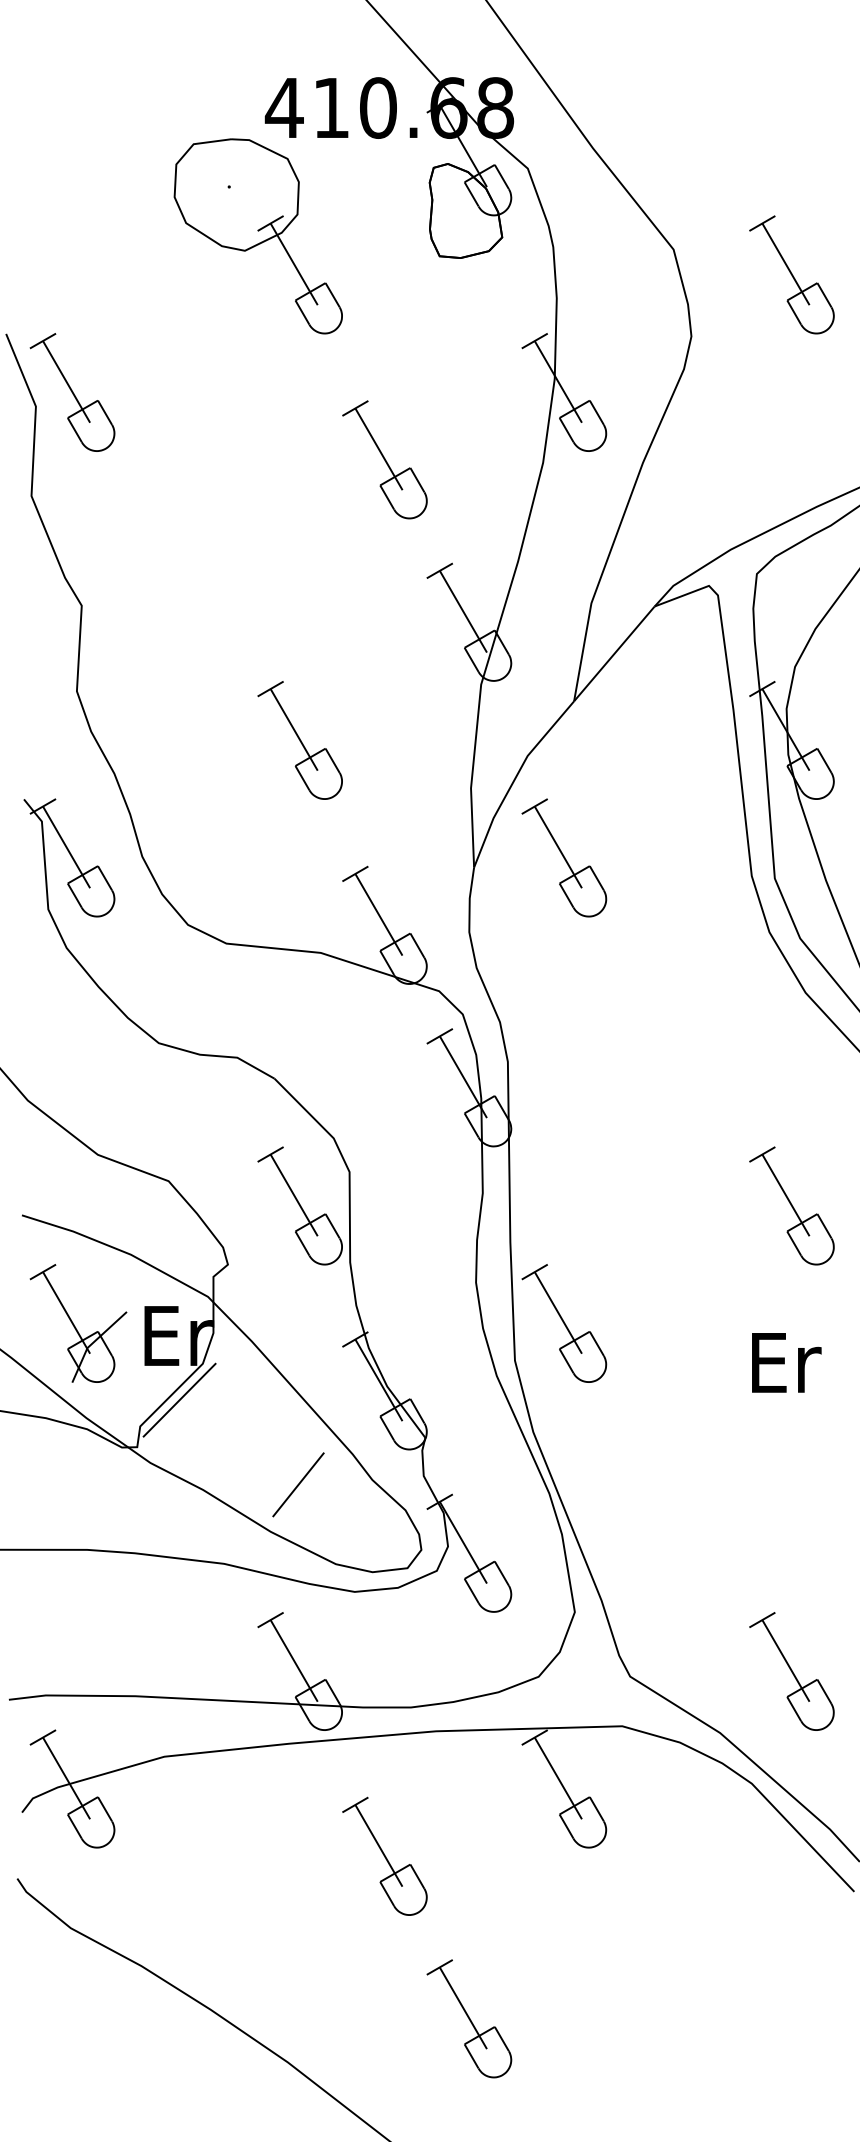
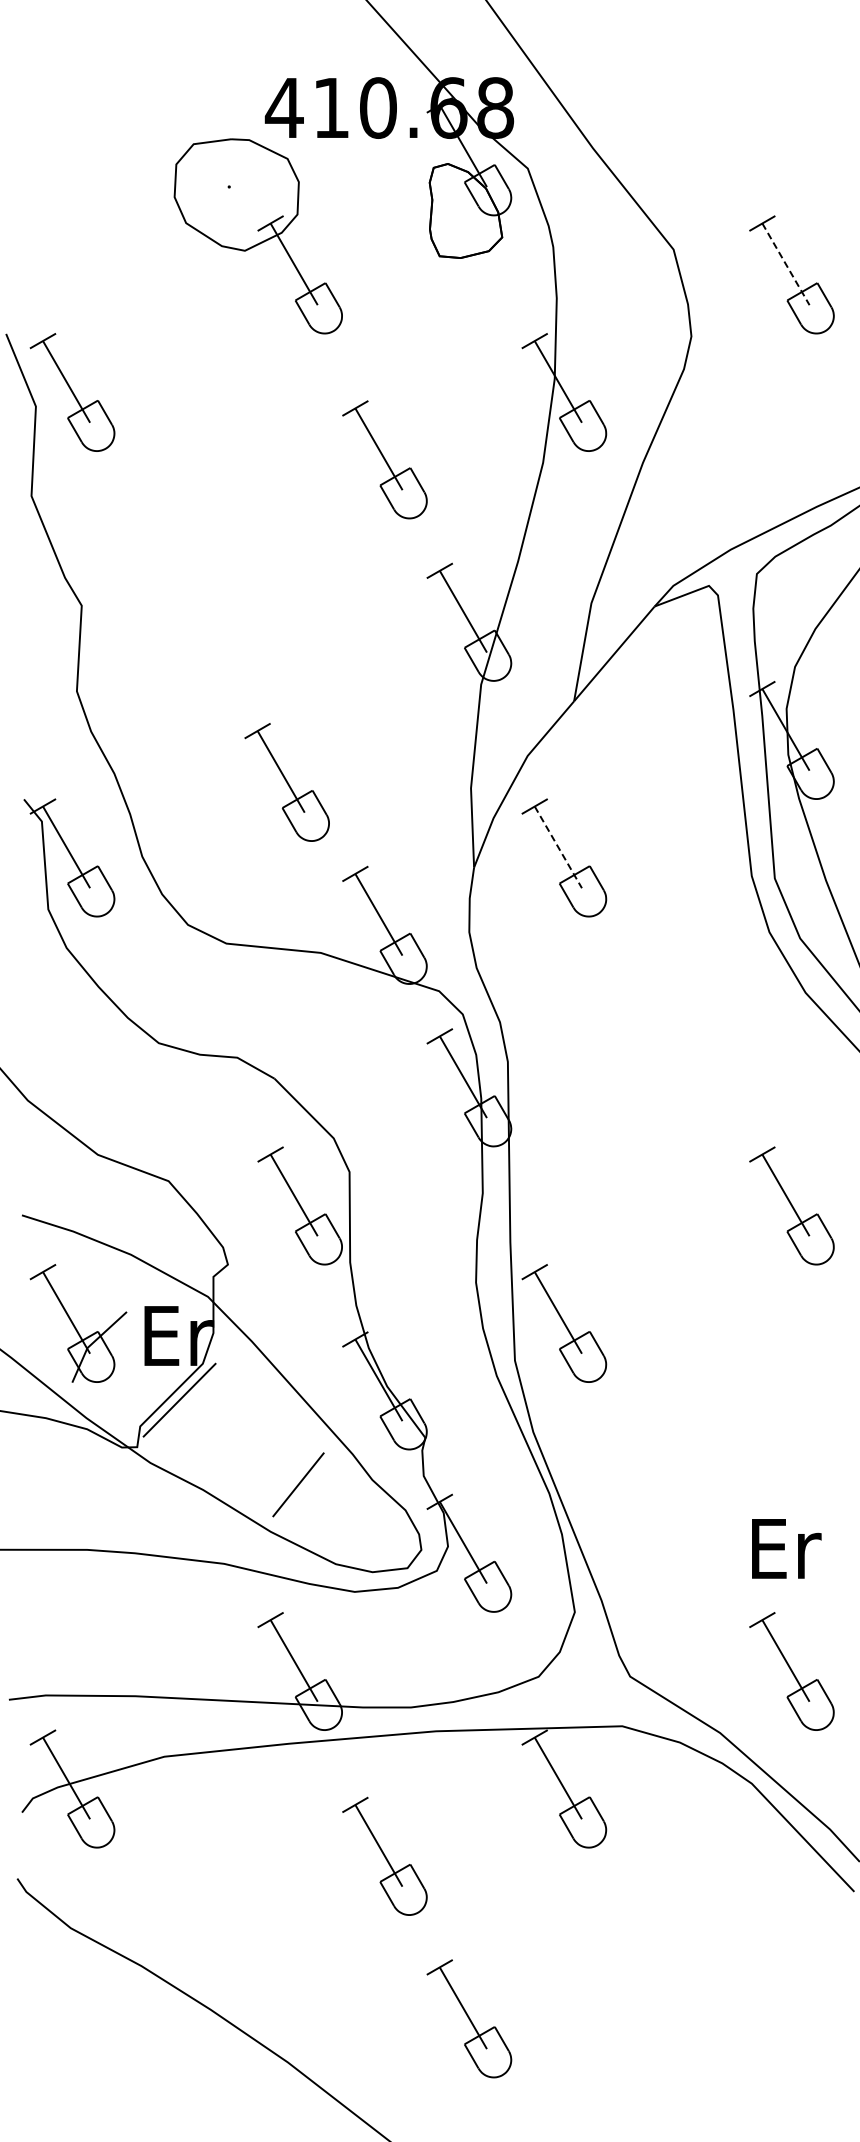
line: solid -> dashed (786, 264)
part position: (299, 740) -> (286, 782) (286, 782)
line: solid -> dashed (558, 847)
text position: (786, 1362) -> (786, 1548) (786, 1548)
